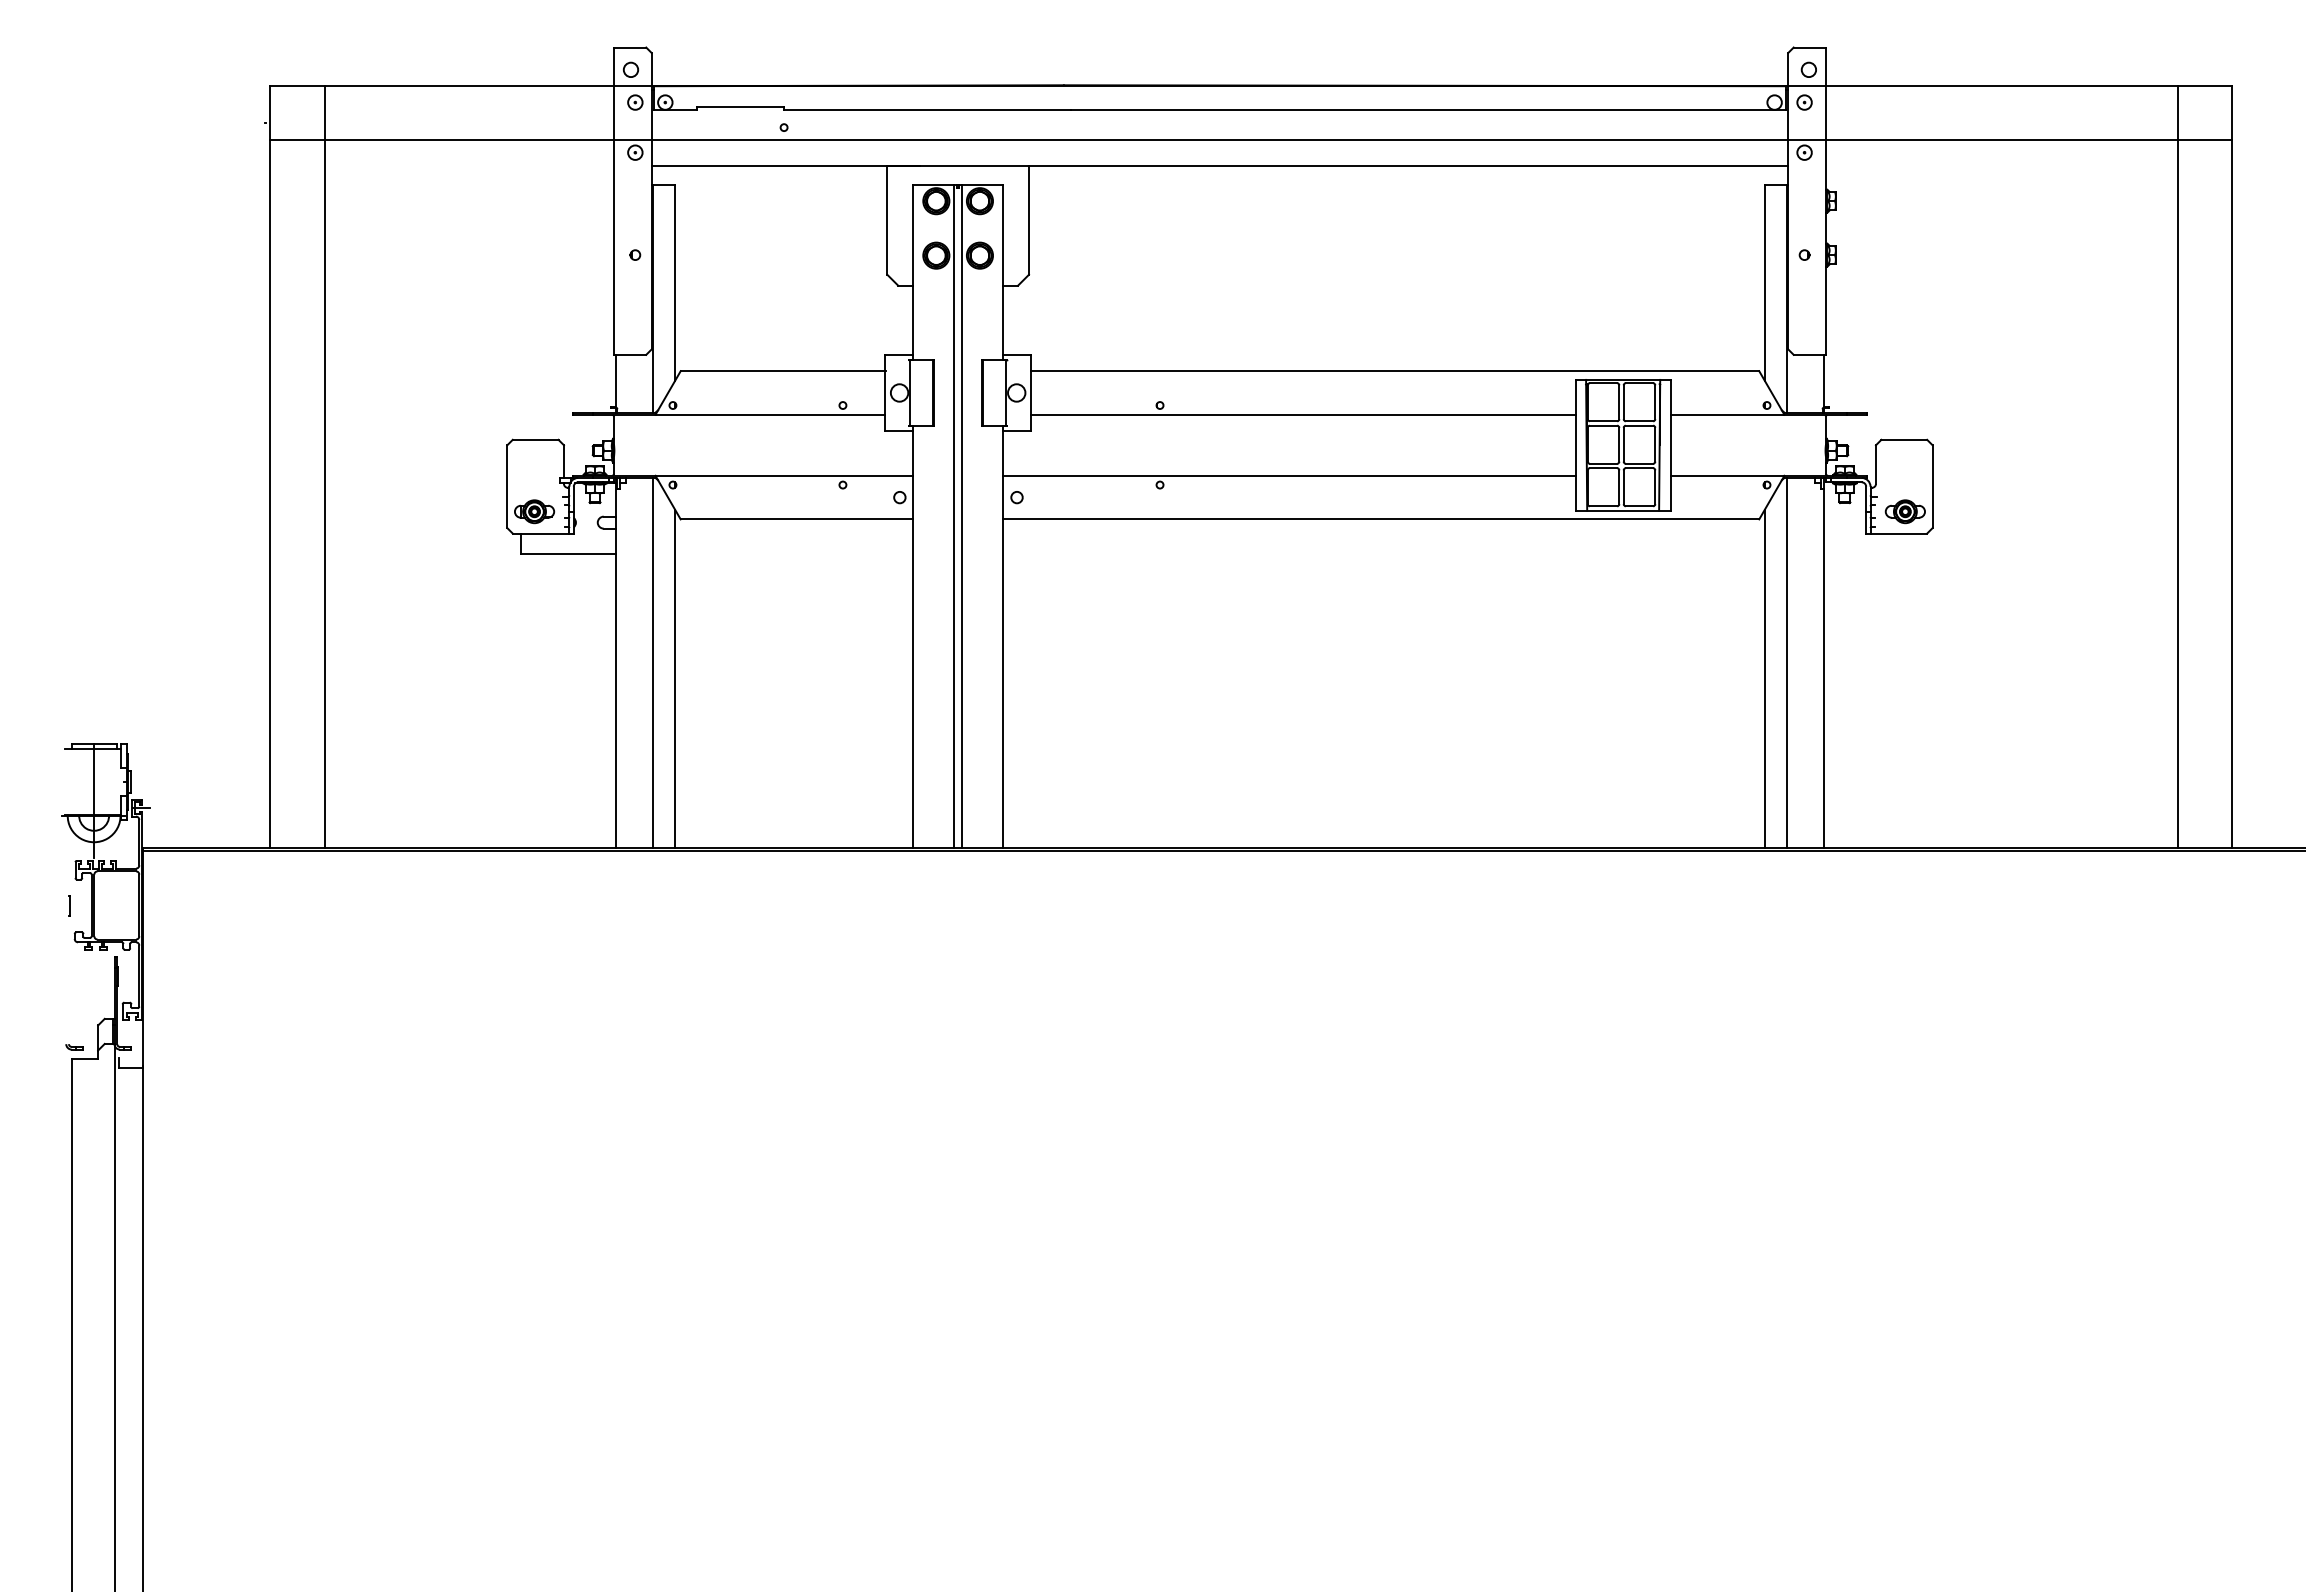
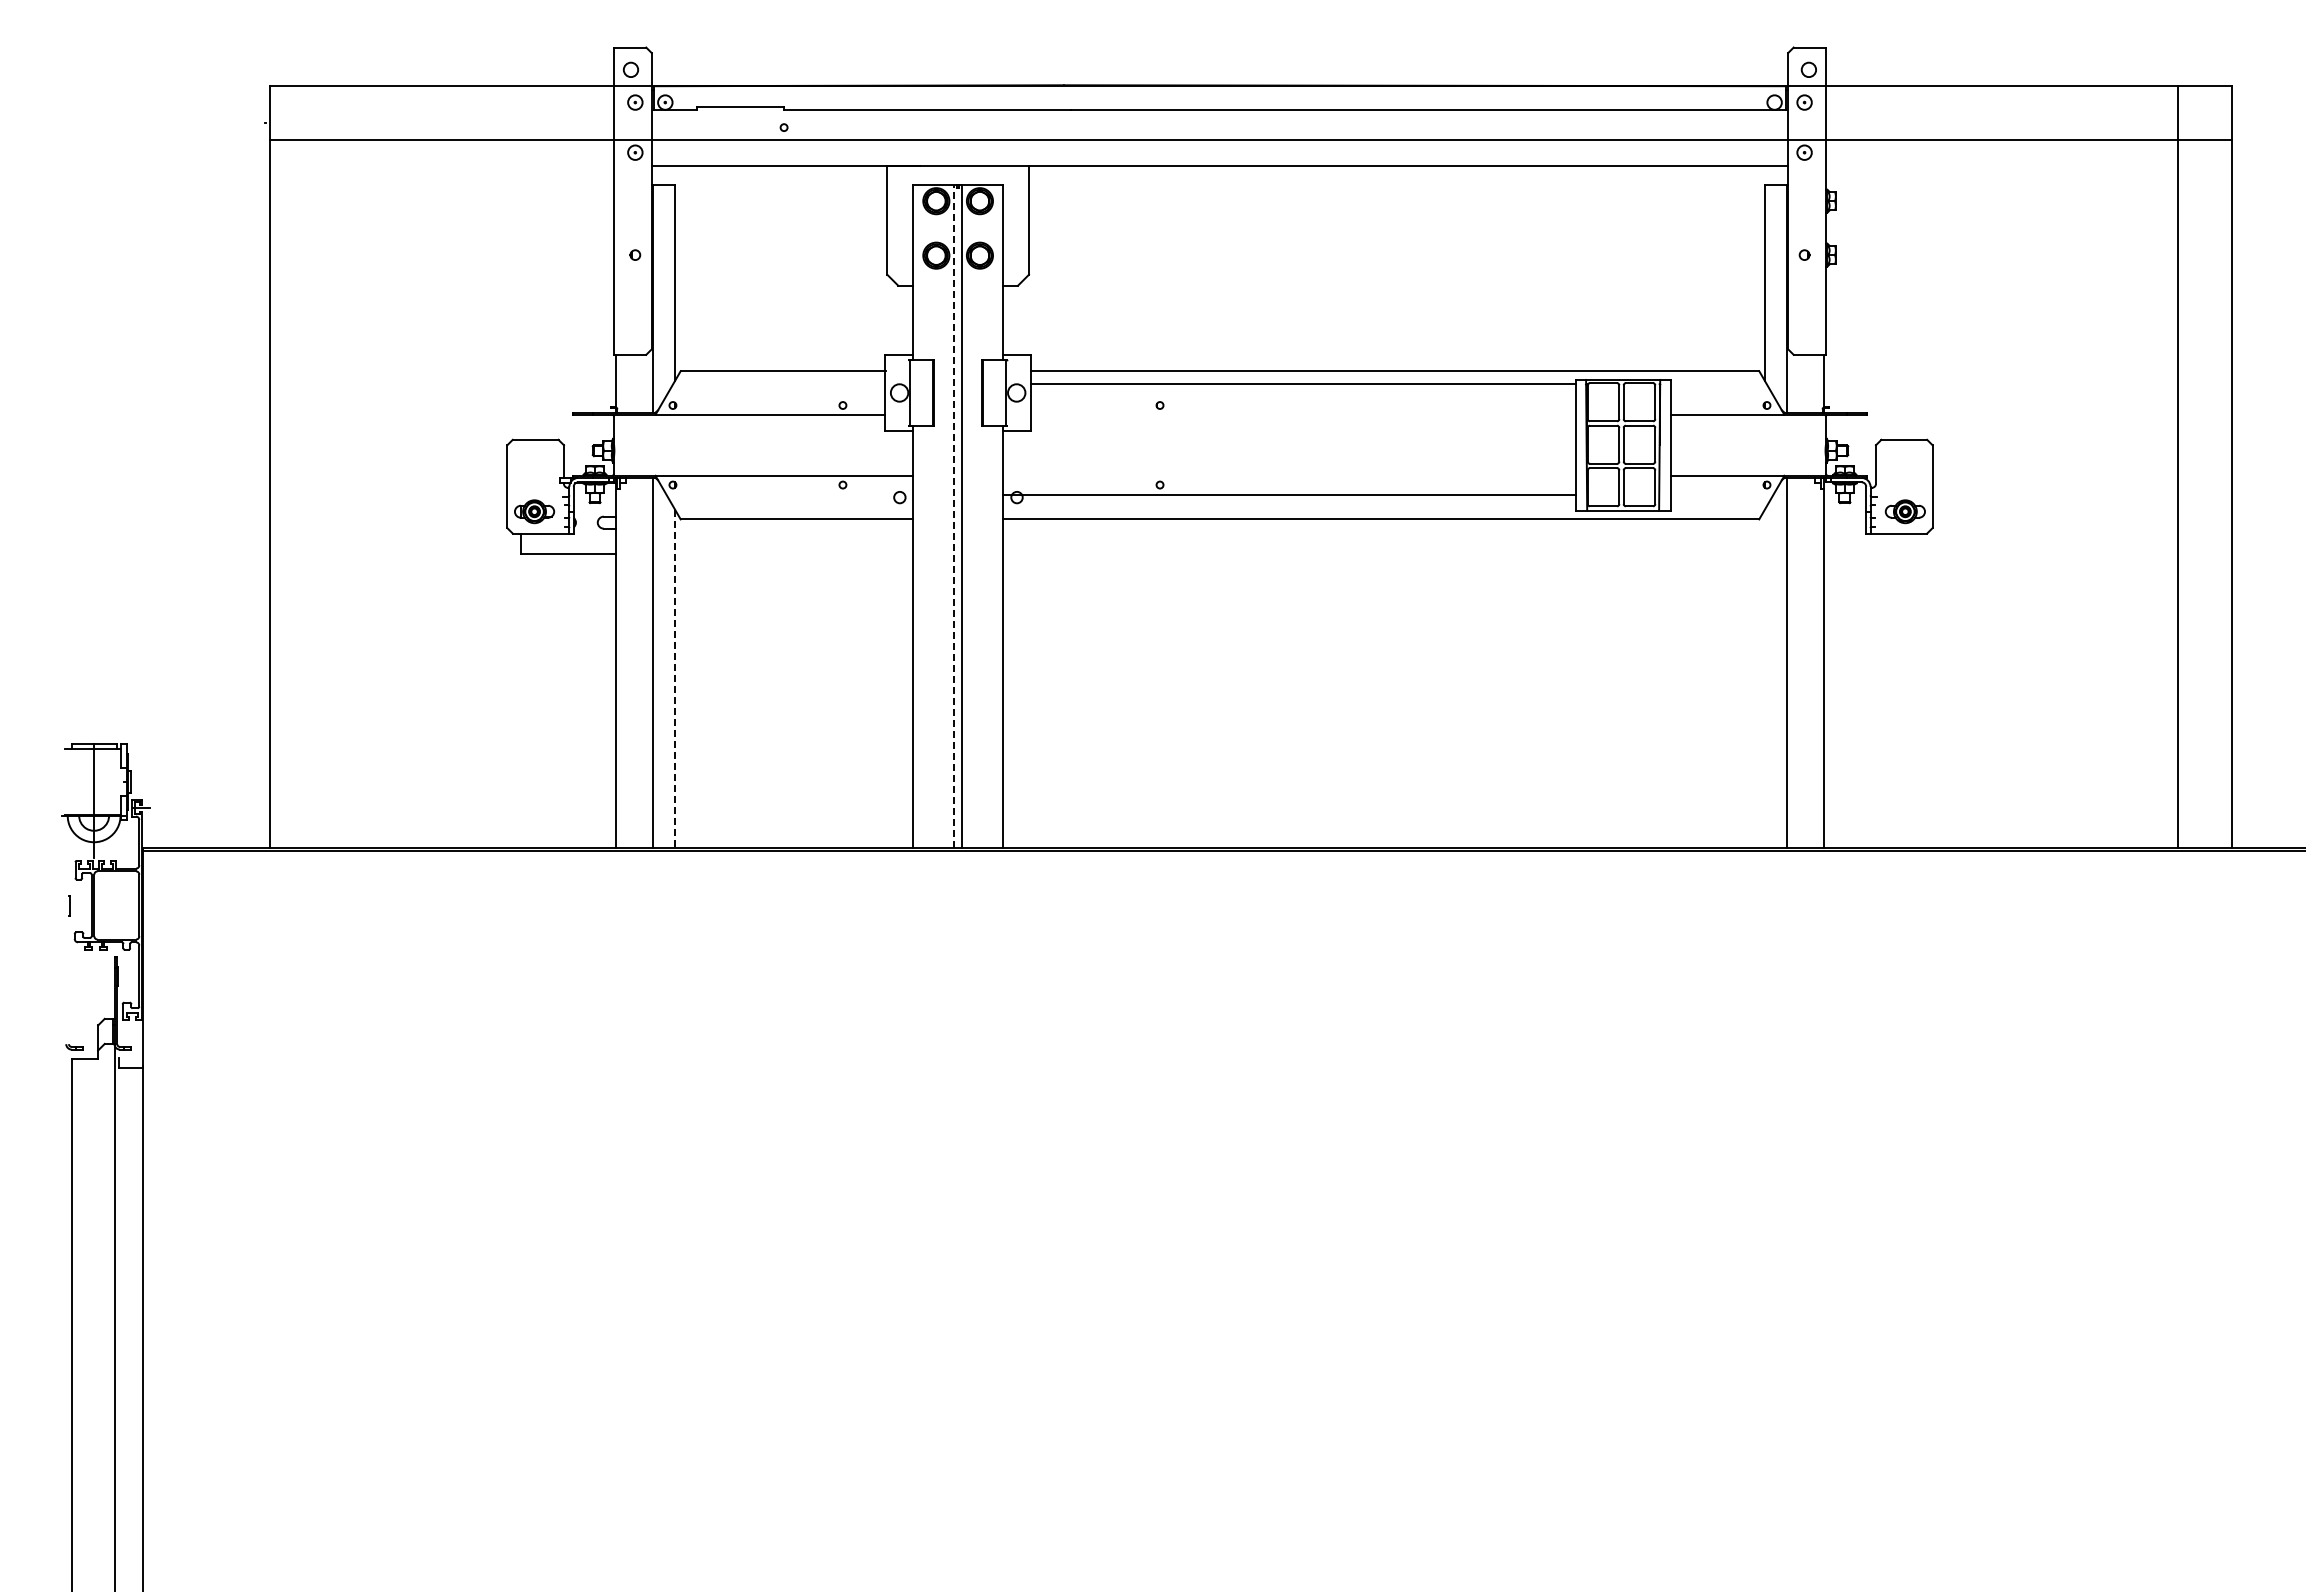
line position: (1302, 414) -> (1302, 383) (1302, 383)
line: present -> none (324, 466)
line position: (1289, 475) -> (1289, 494) (1289, 494)
line: solid -> dashed (953, 516)
line: present -> none (1764, 678)
line: solid -> dashed (675, 679)
